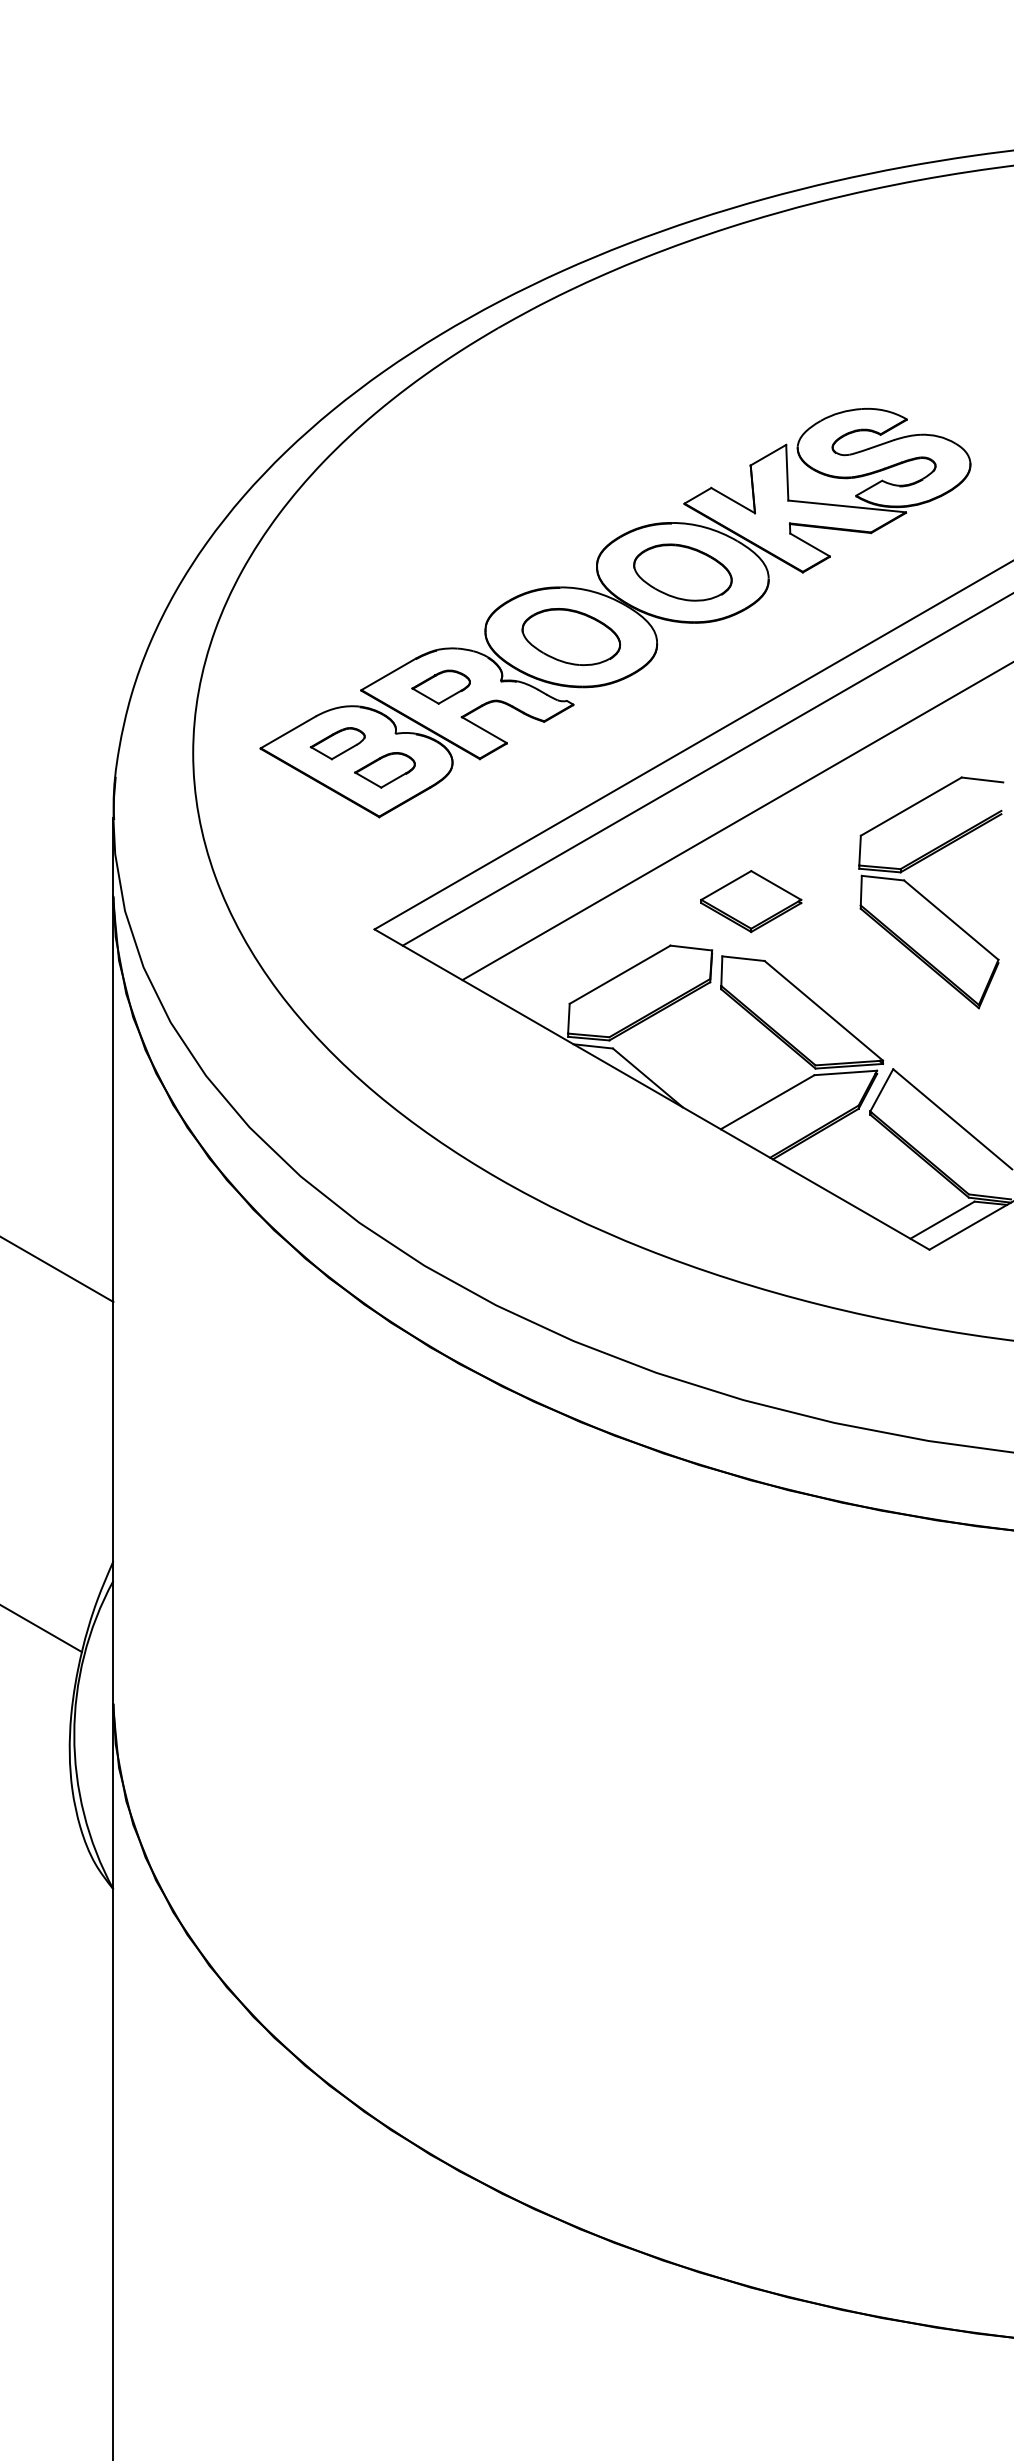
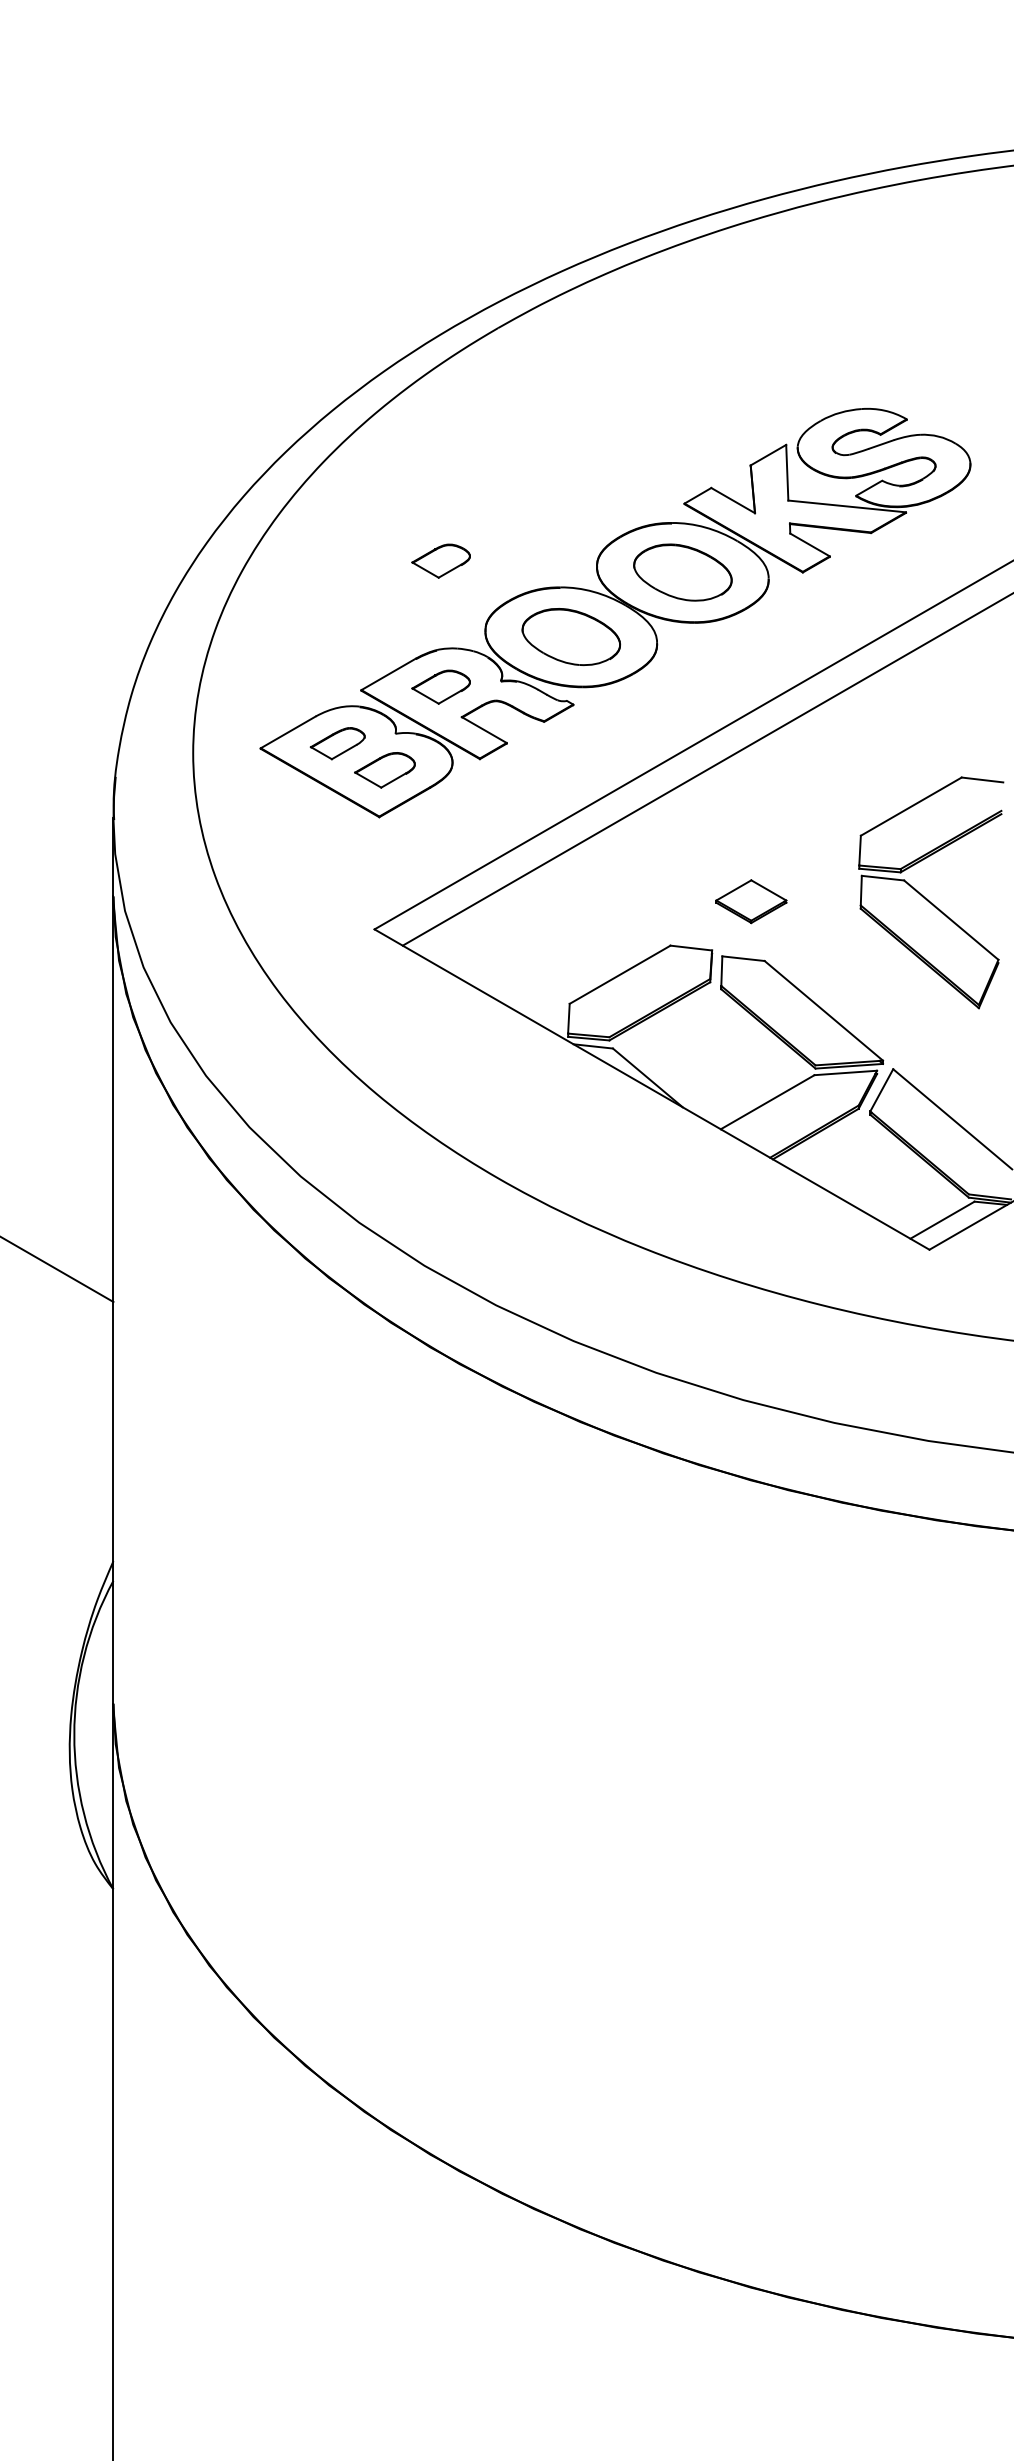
part: none -> present (440, 560)
line: present -> none (736, 821)
part size: 103x64 px -> 73x46 px (751, 901)
line: present -> none (41, 1629)
